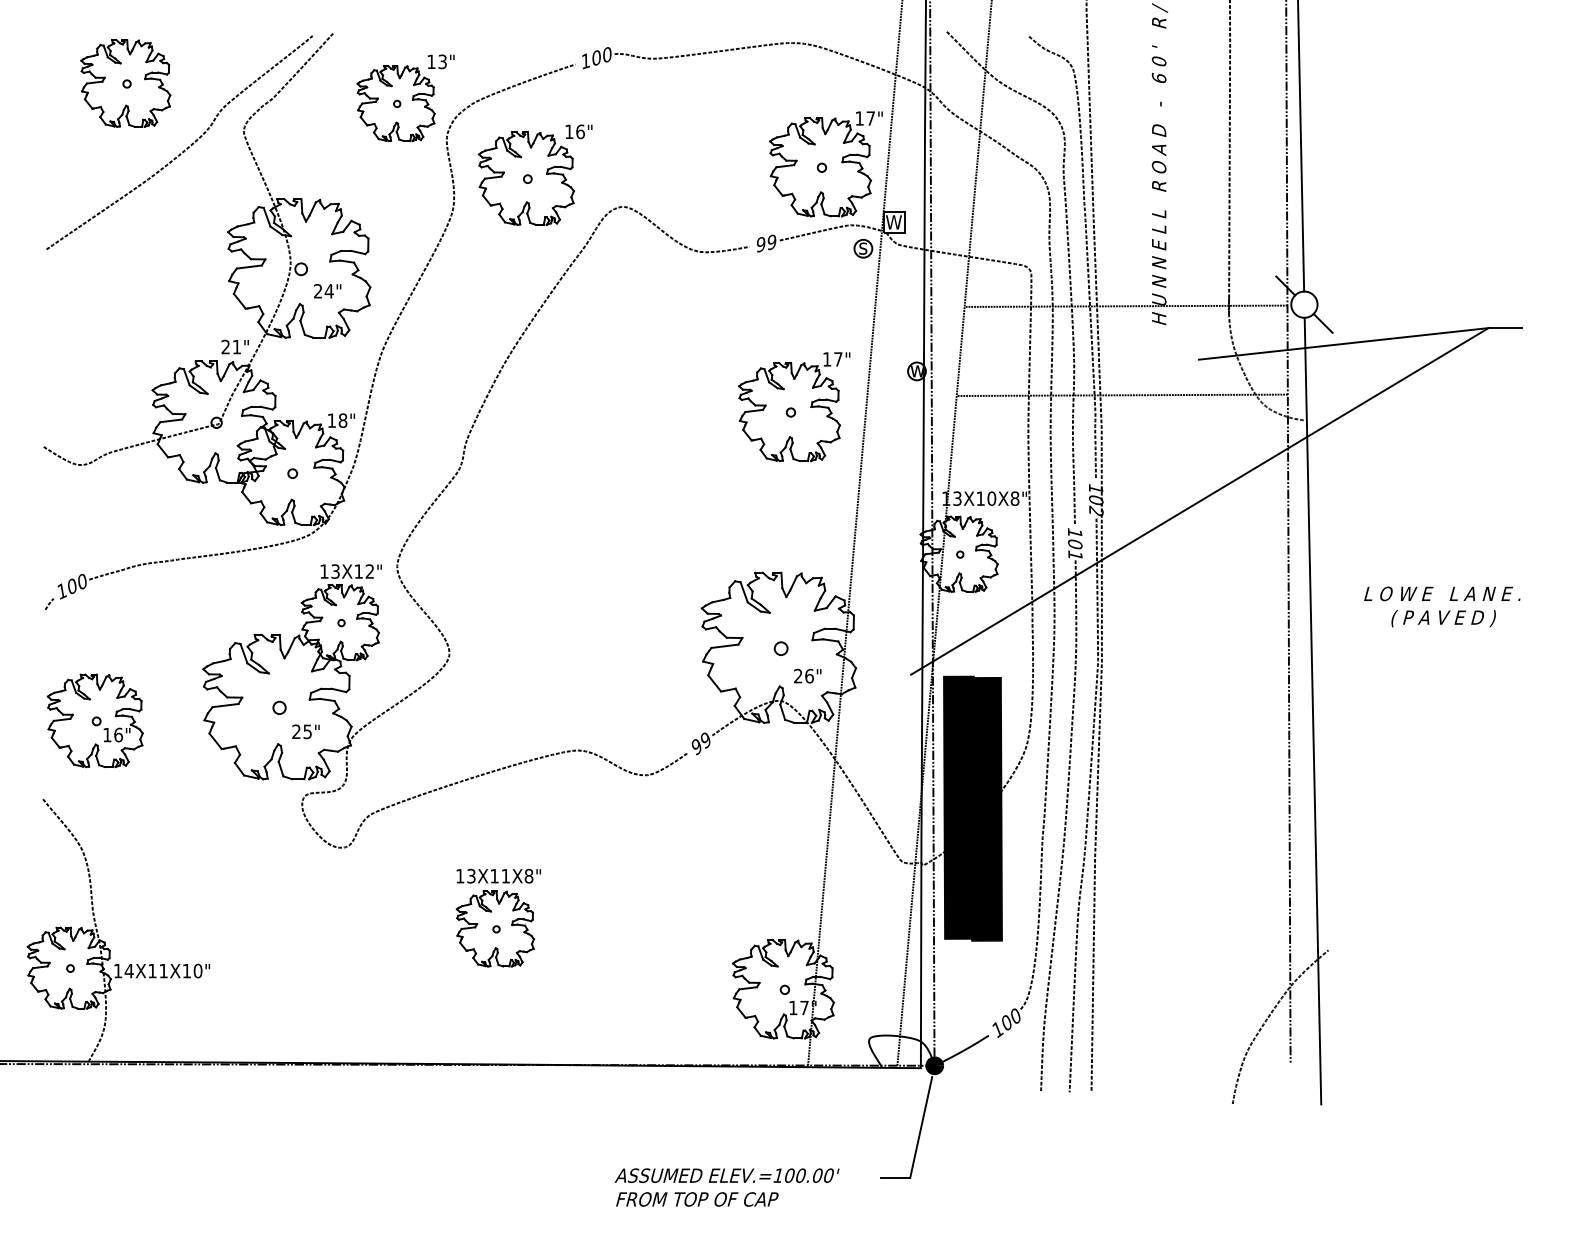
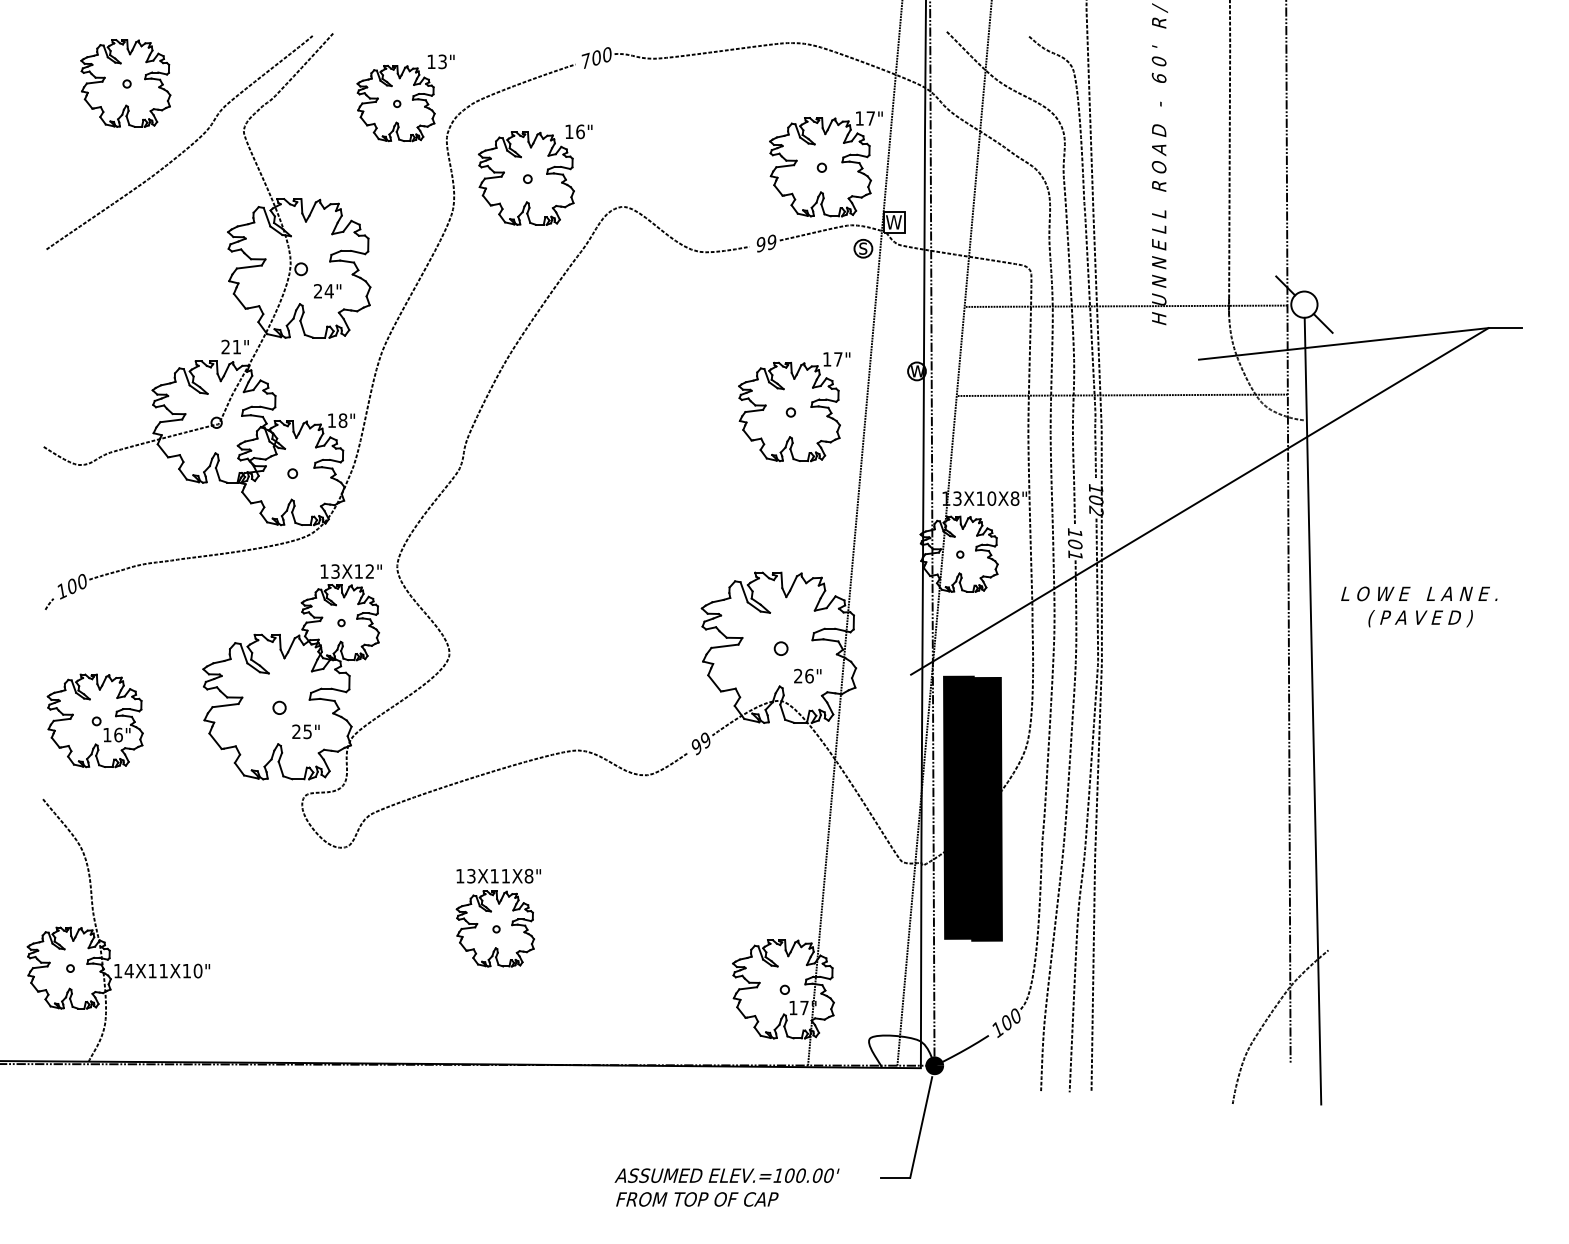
text: 100 -> 700 (585, 60)
line: present -> none (1301, 146)
text position: (1442, 606) -> (1419, 606) (1419, 606)
